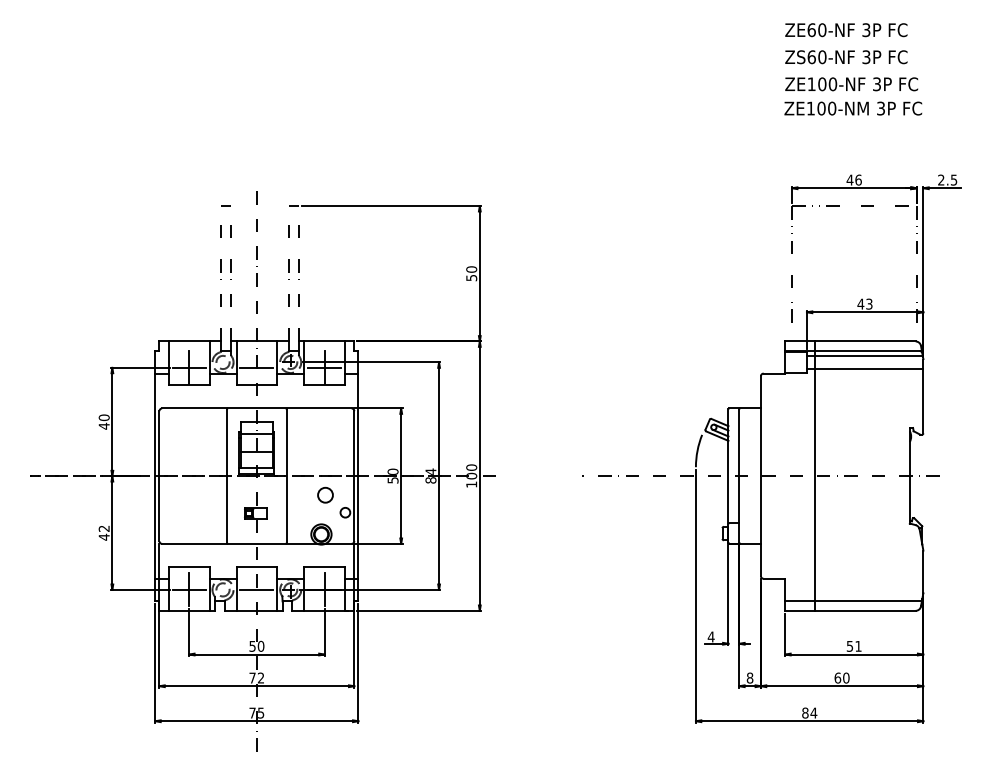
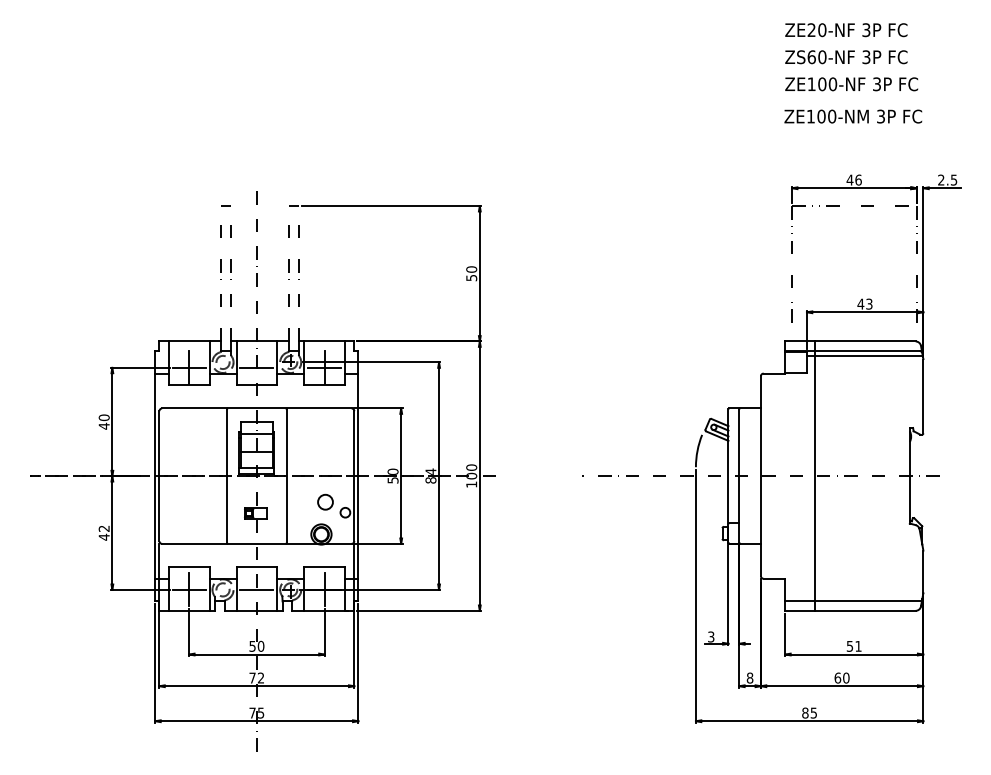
text: ZE60-NF -> ZE20-NF (811, 30)
text position: (853, 108) -> (853, 116) (853, 116)
line: present -> none (864, 369)
circle position: (325, 494) -> (325, 501) (325, 501)
text: 4 -> 3 (710, 636)
text: 84 -> 85 (813, 712)
